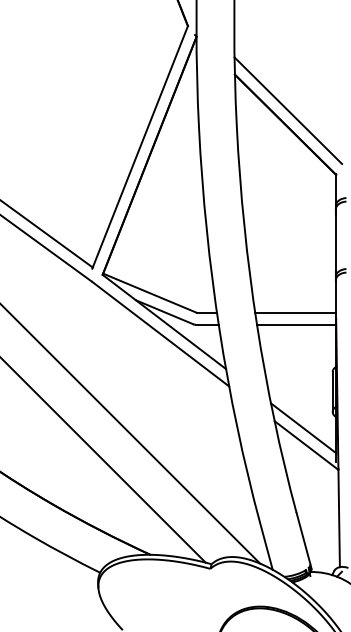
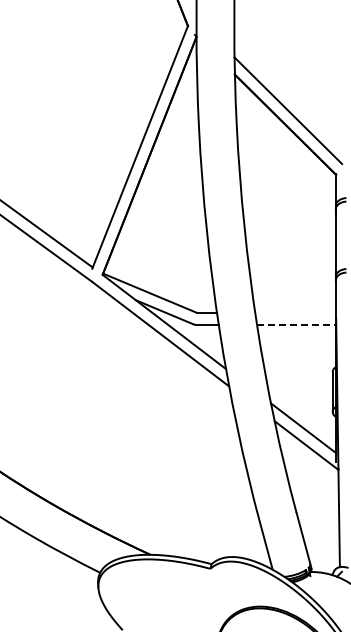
line: present -> none (295, 312)
line: solid -> dashed (296, 324)
line: present -> none (131, 434)
line: present -> none (103, 460)
